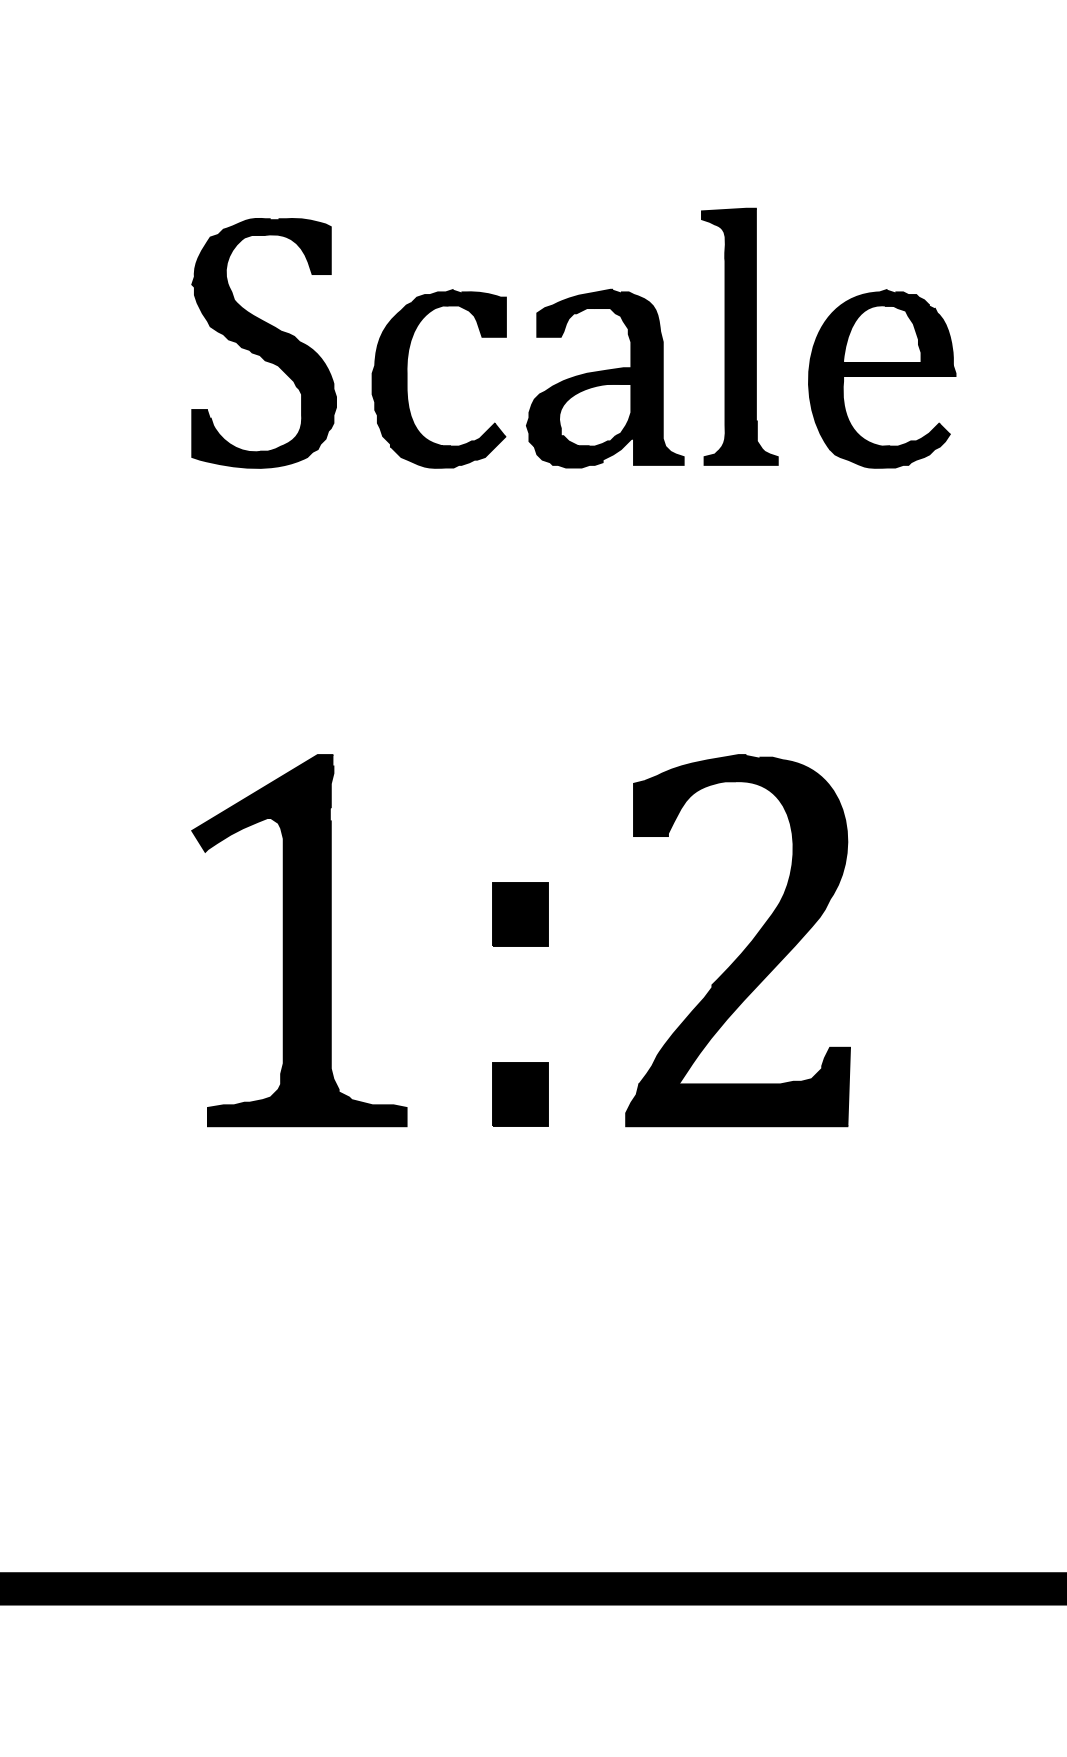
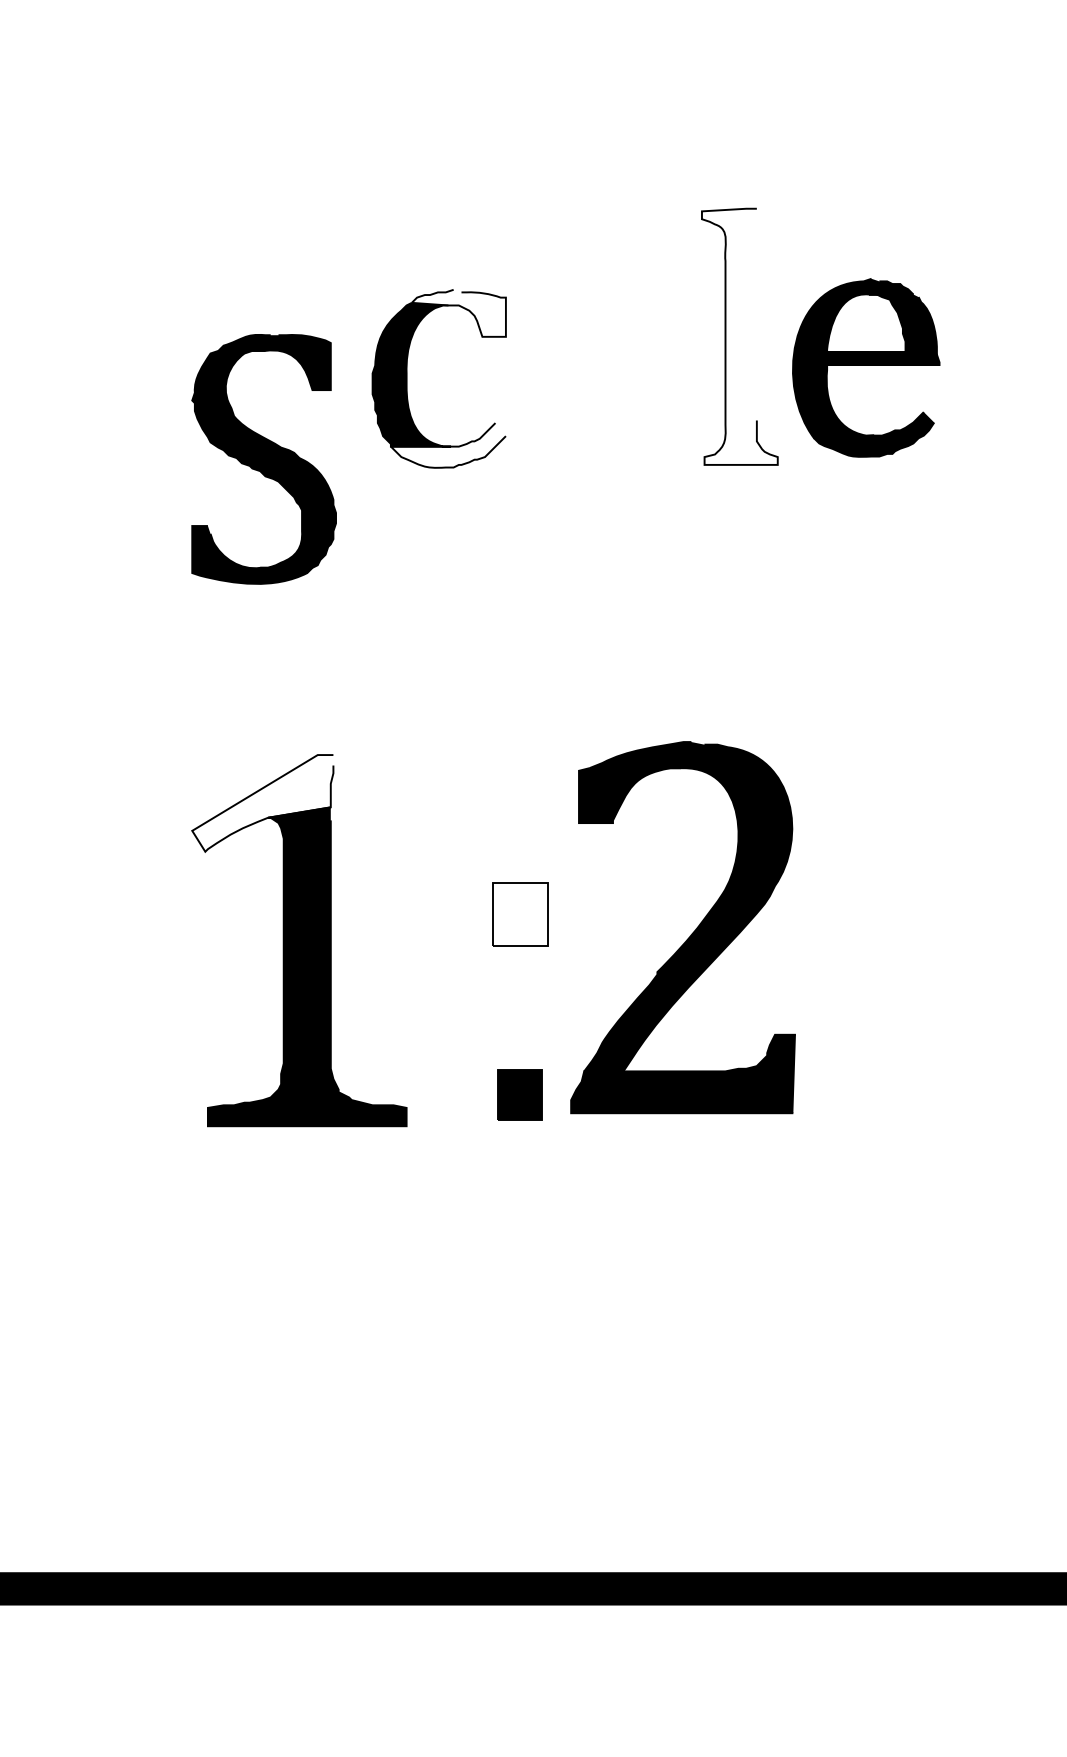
fill: present -> none (458, 312)
fill: present -> none (739, 336)
part position: (263, 343) -> (263, 459) (263, 459)
part: present -> none (605, 378)
part position: (882, 378) -> (866, 367) (866, 367)
fill: present -> none (447, 445)
fill: present -> none (262, 803)
fill: present -> none (519, 914)
part position: (745, 947) -> (690, 934) (690, 934)
part size: 57x65 px -> 46x52 px (519, 1094)
